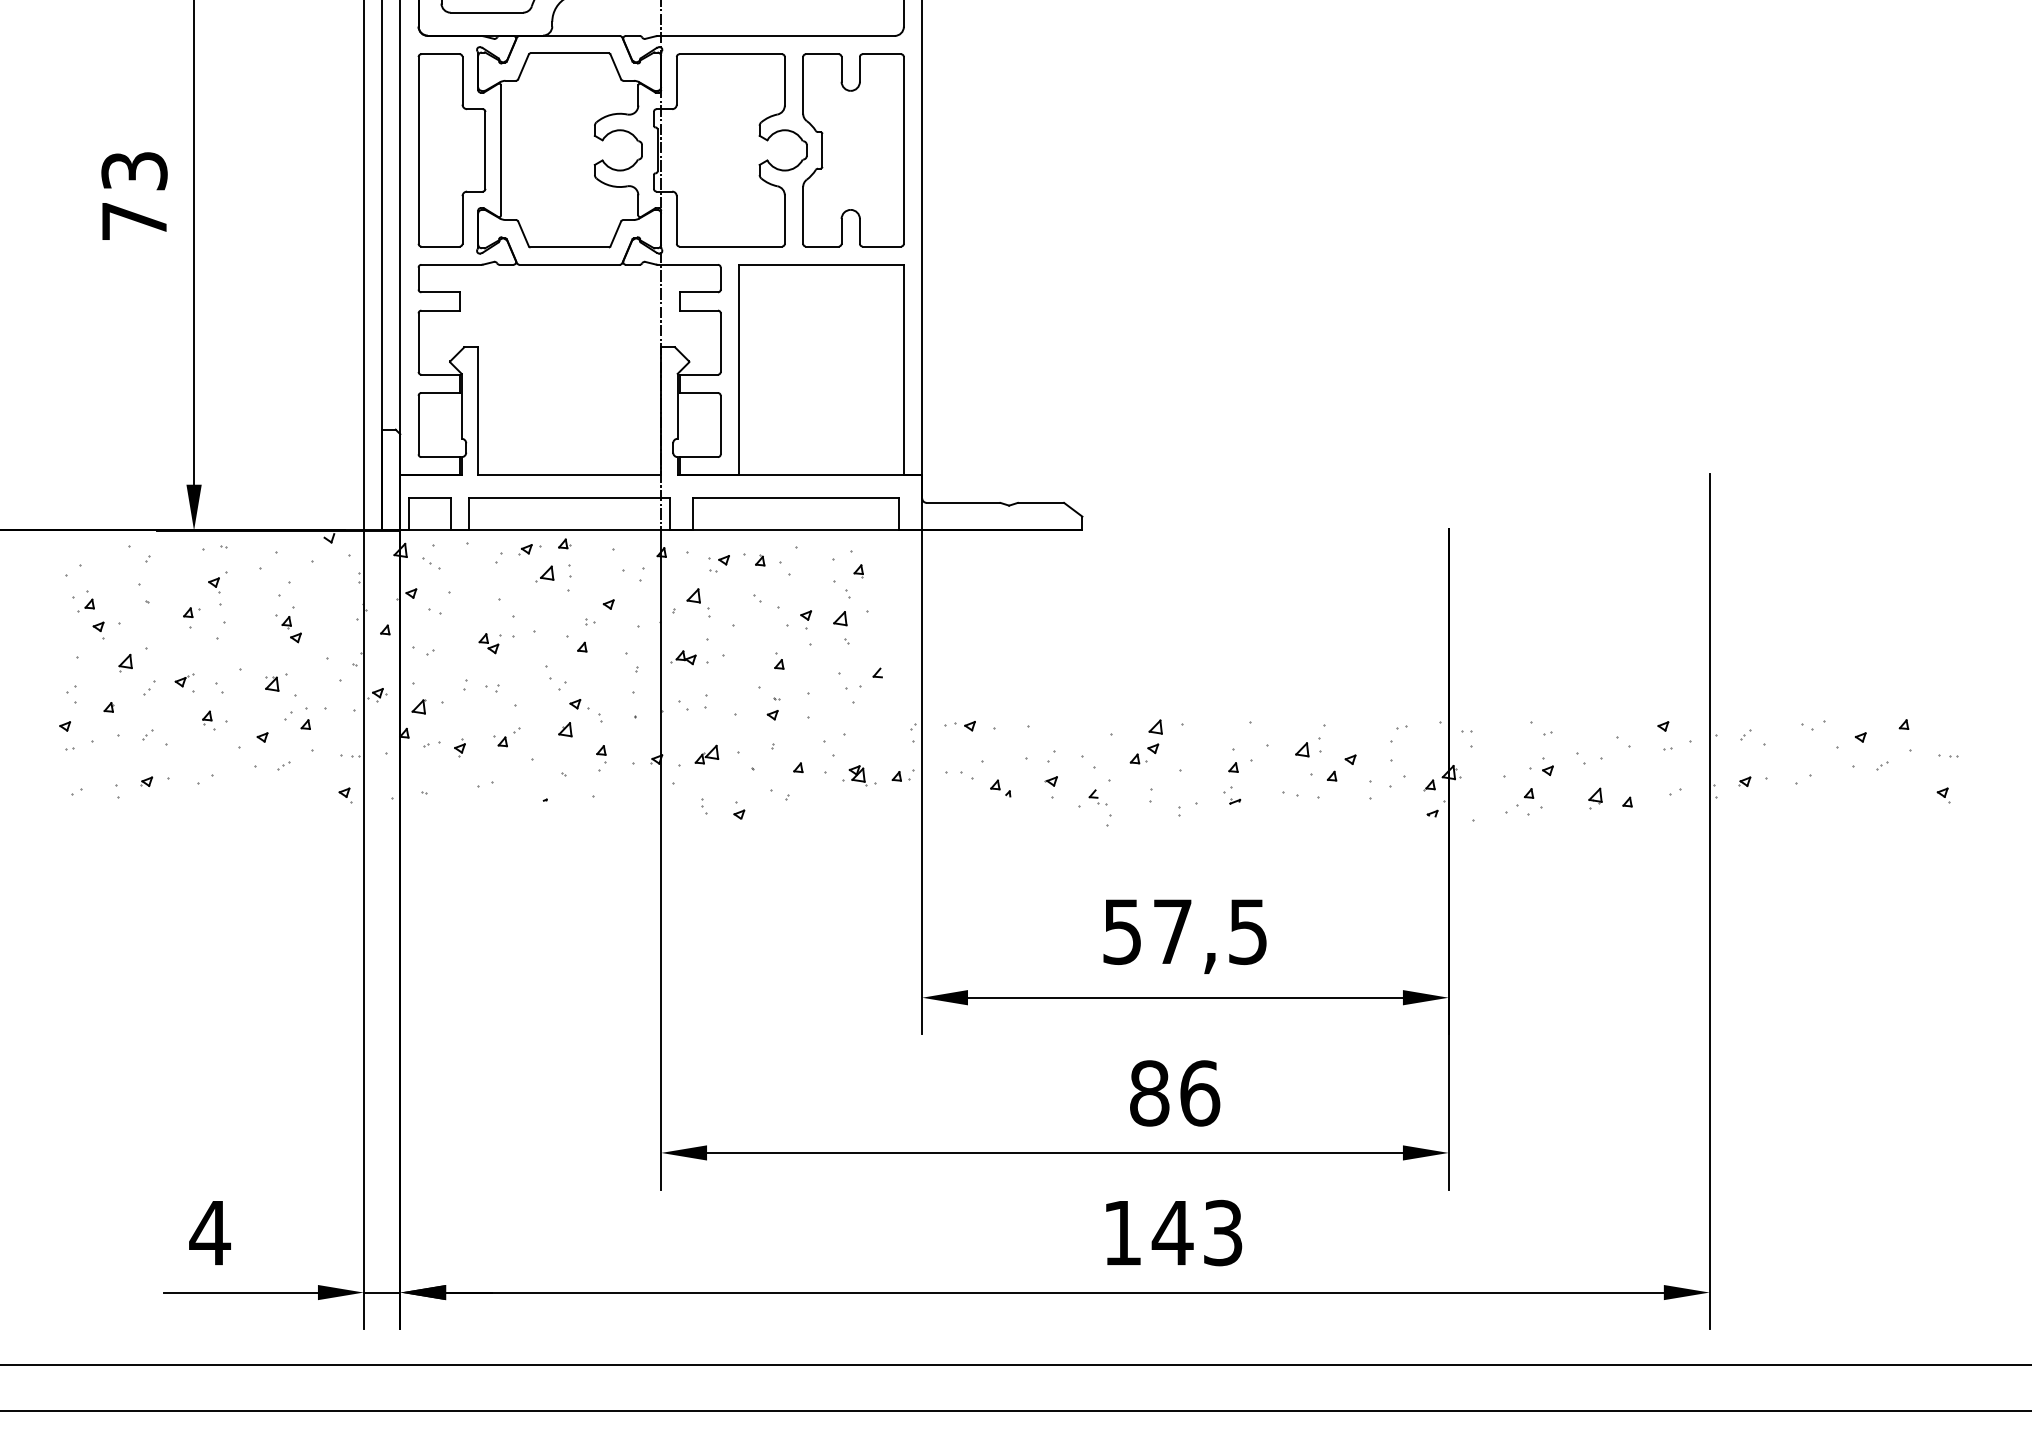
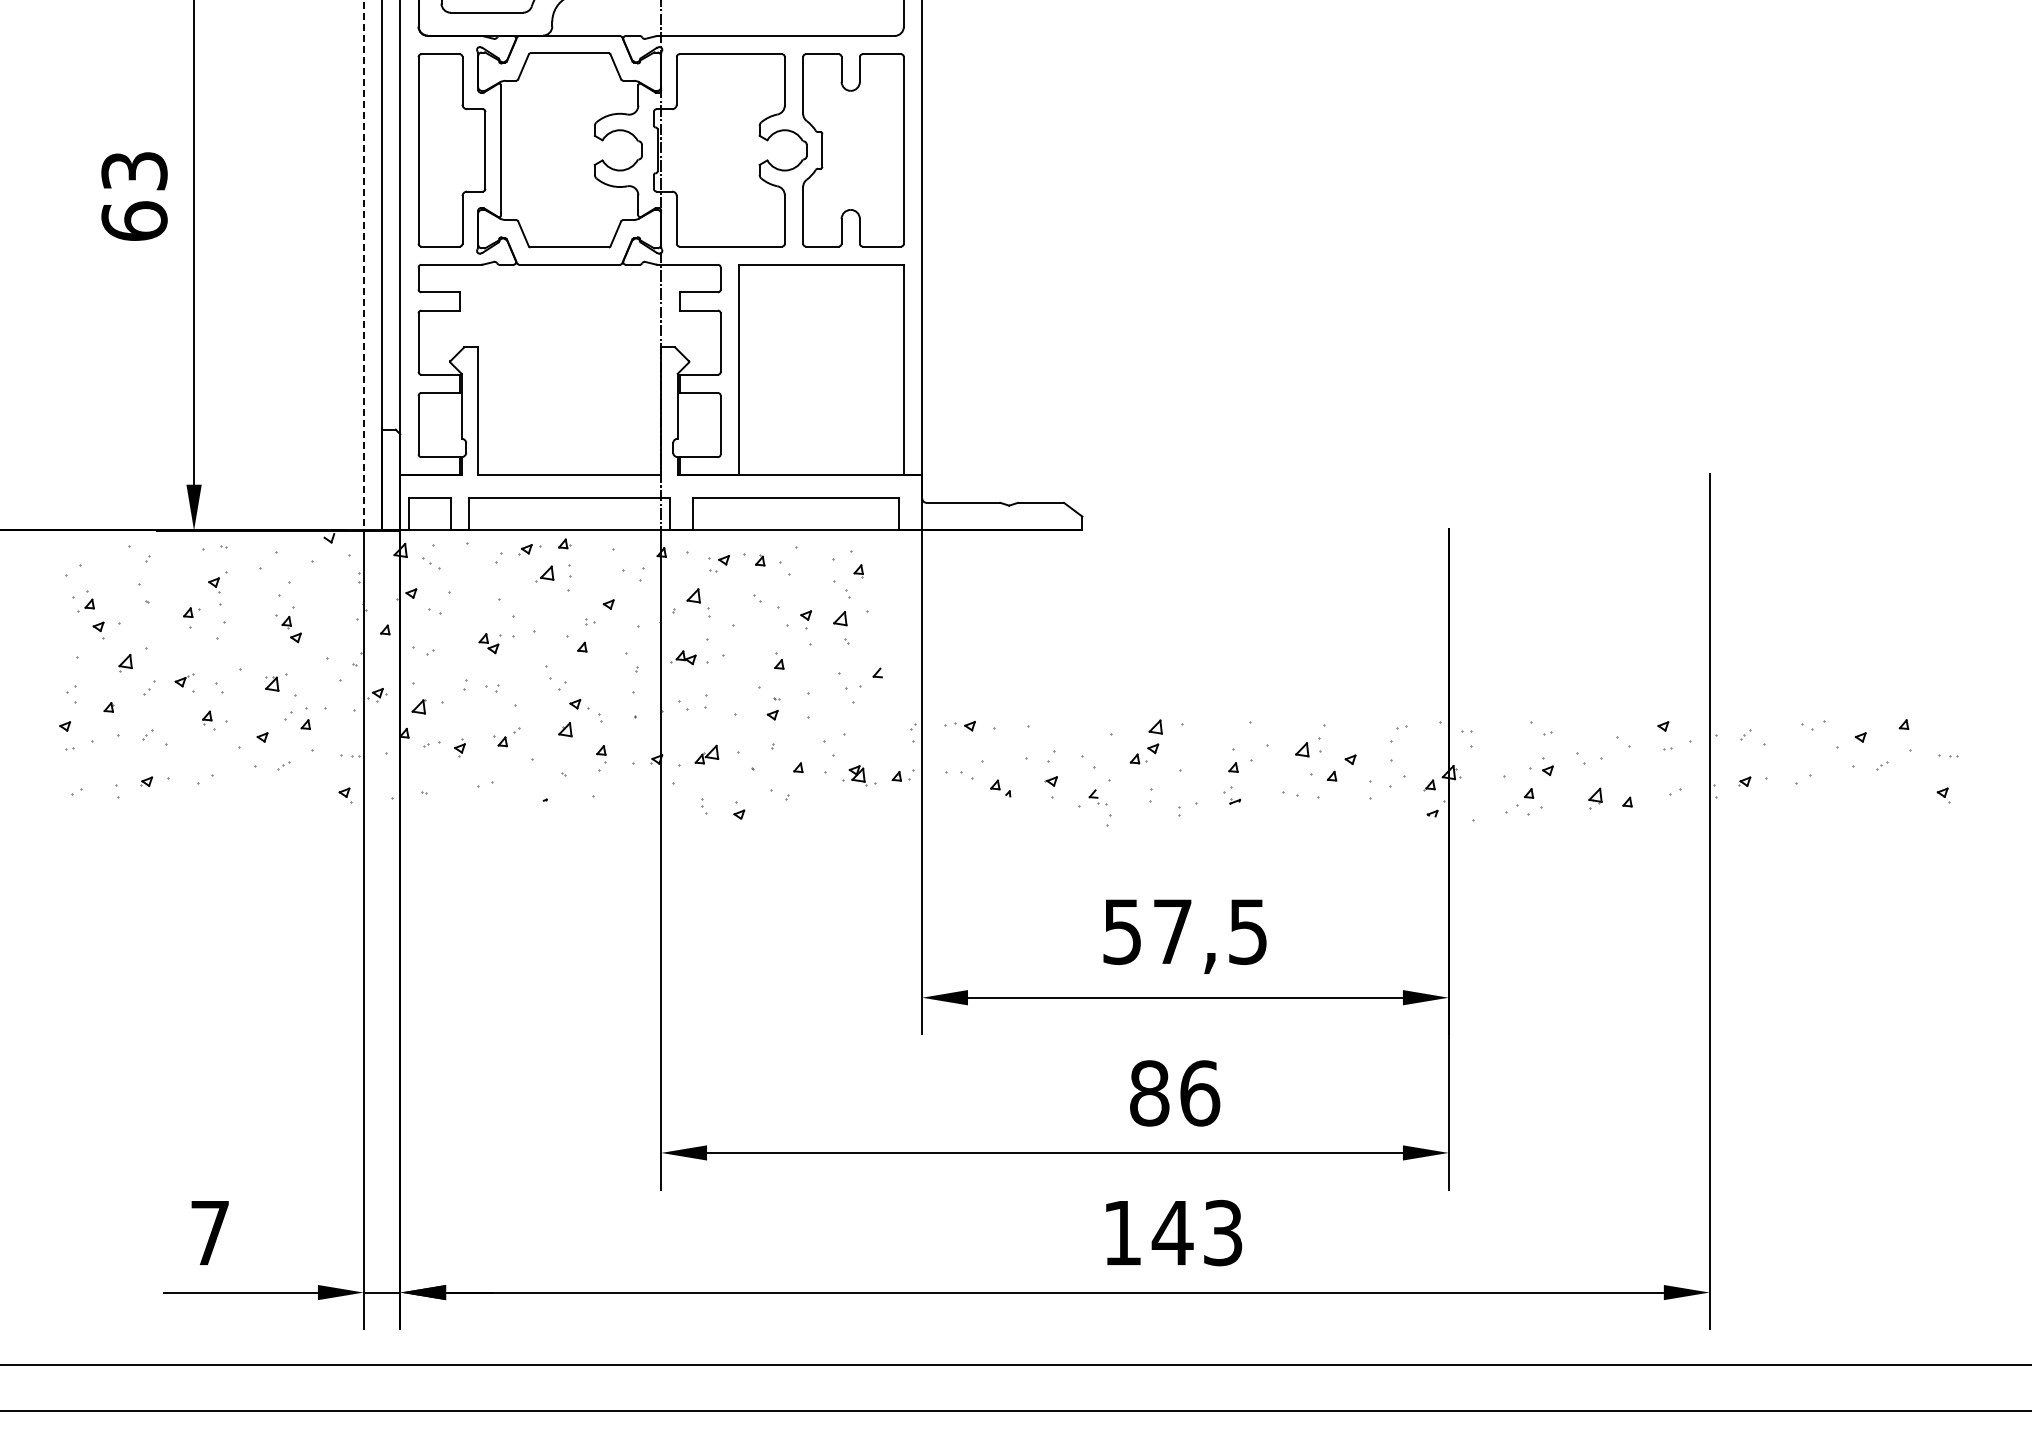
text: 73 -> 63 (134, 220)
line: solid -> dashed (363, 265)
text: 4 -> 7 (209, 1233)
